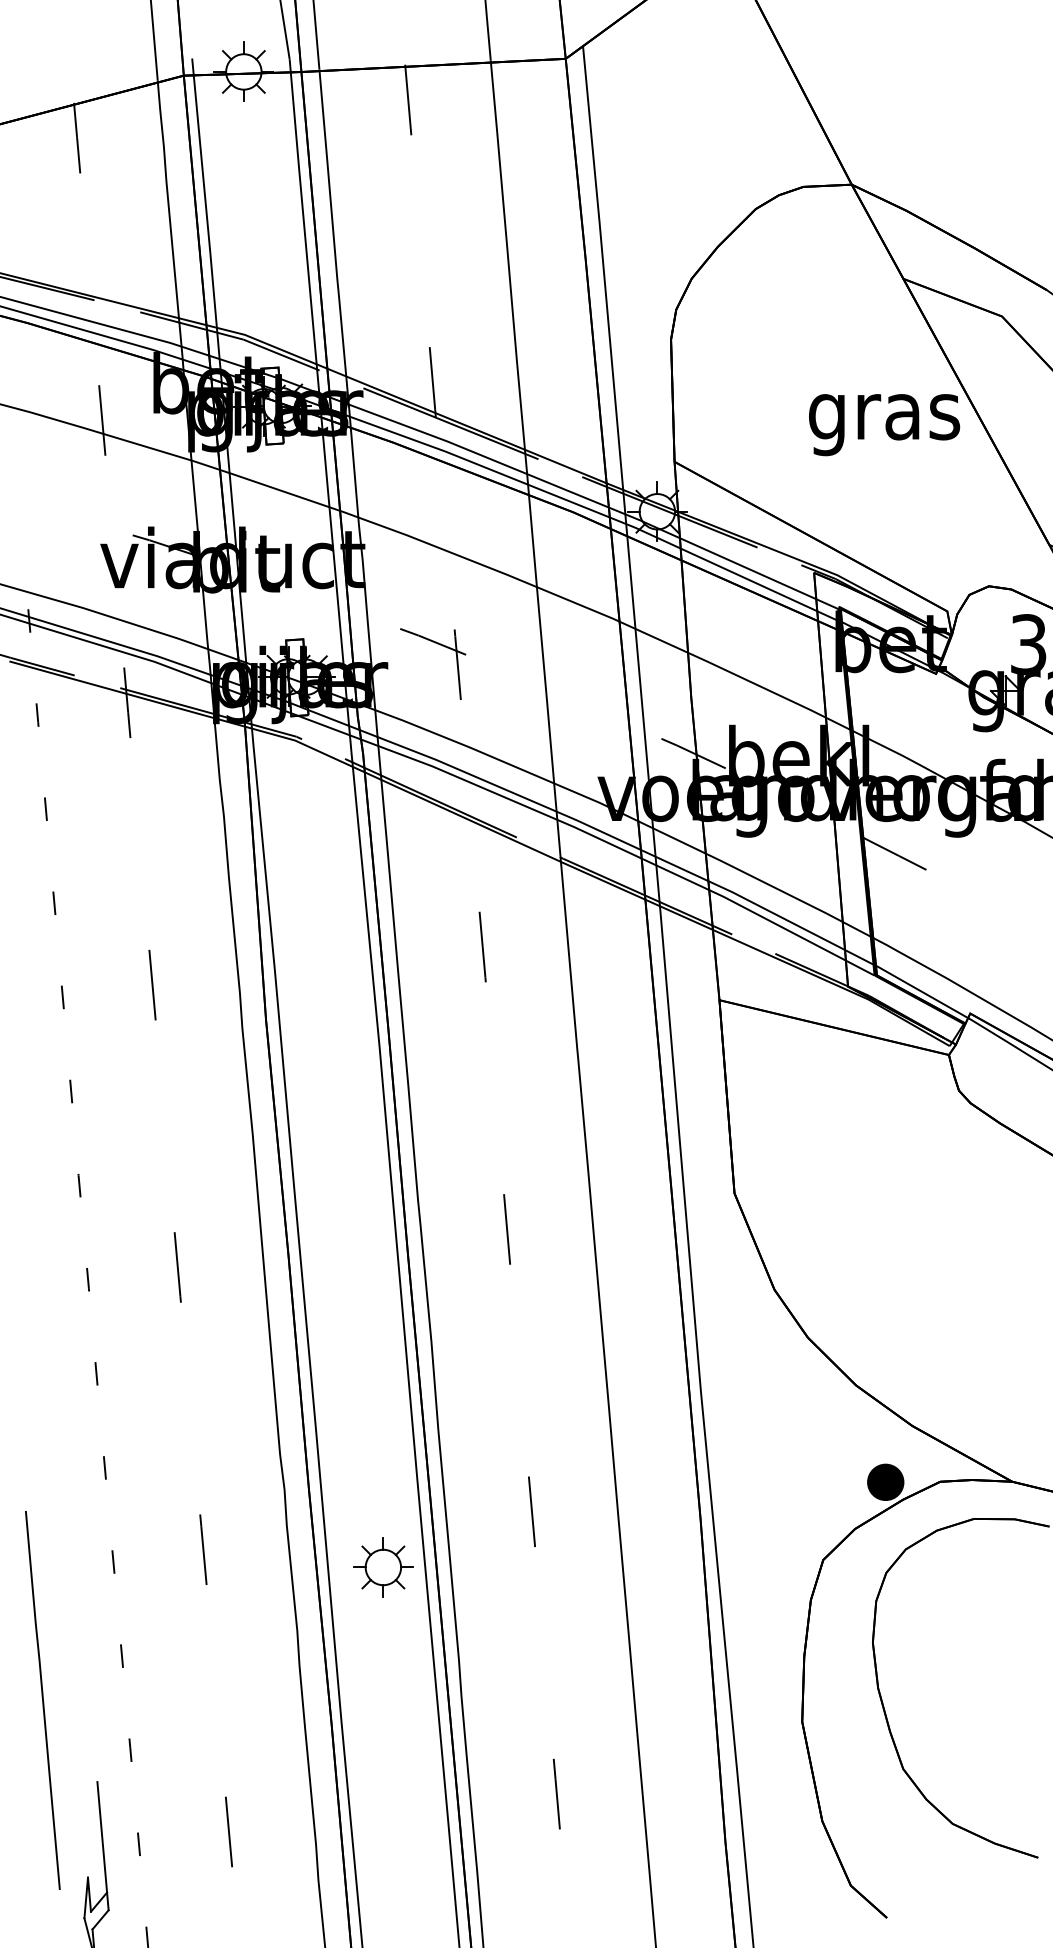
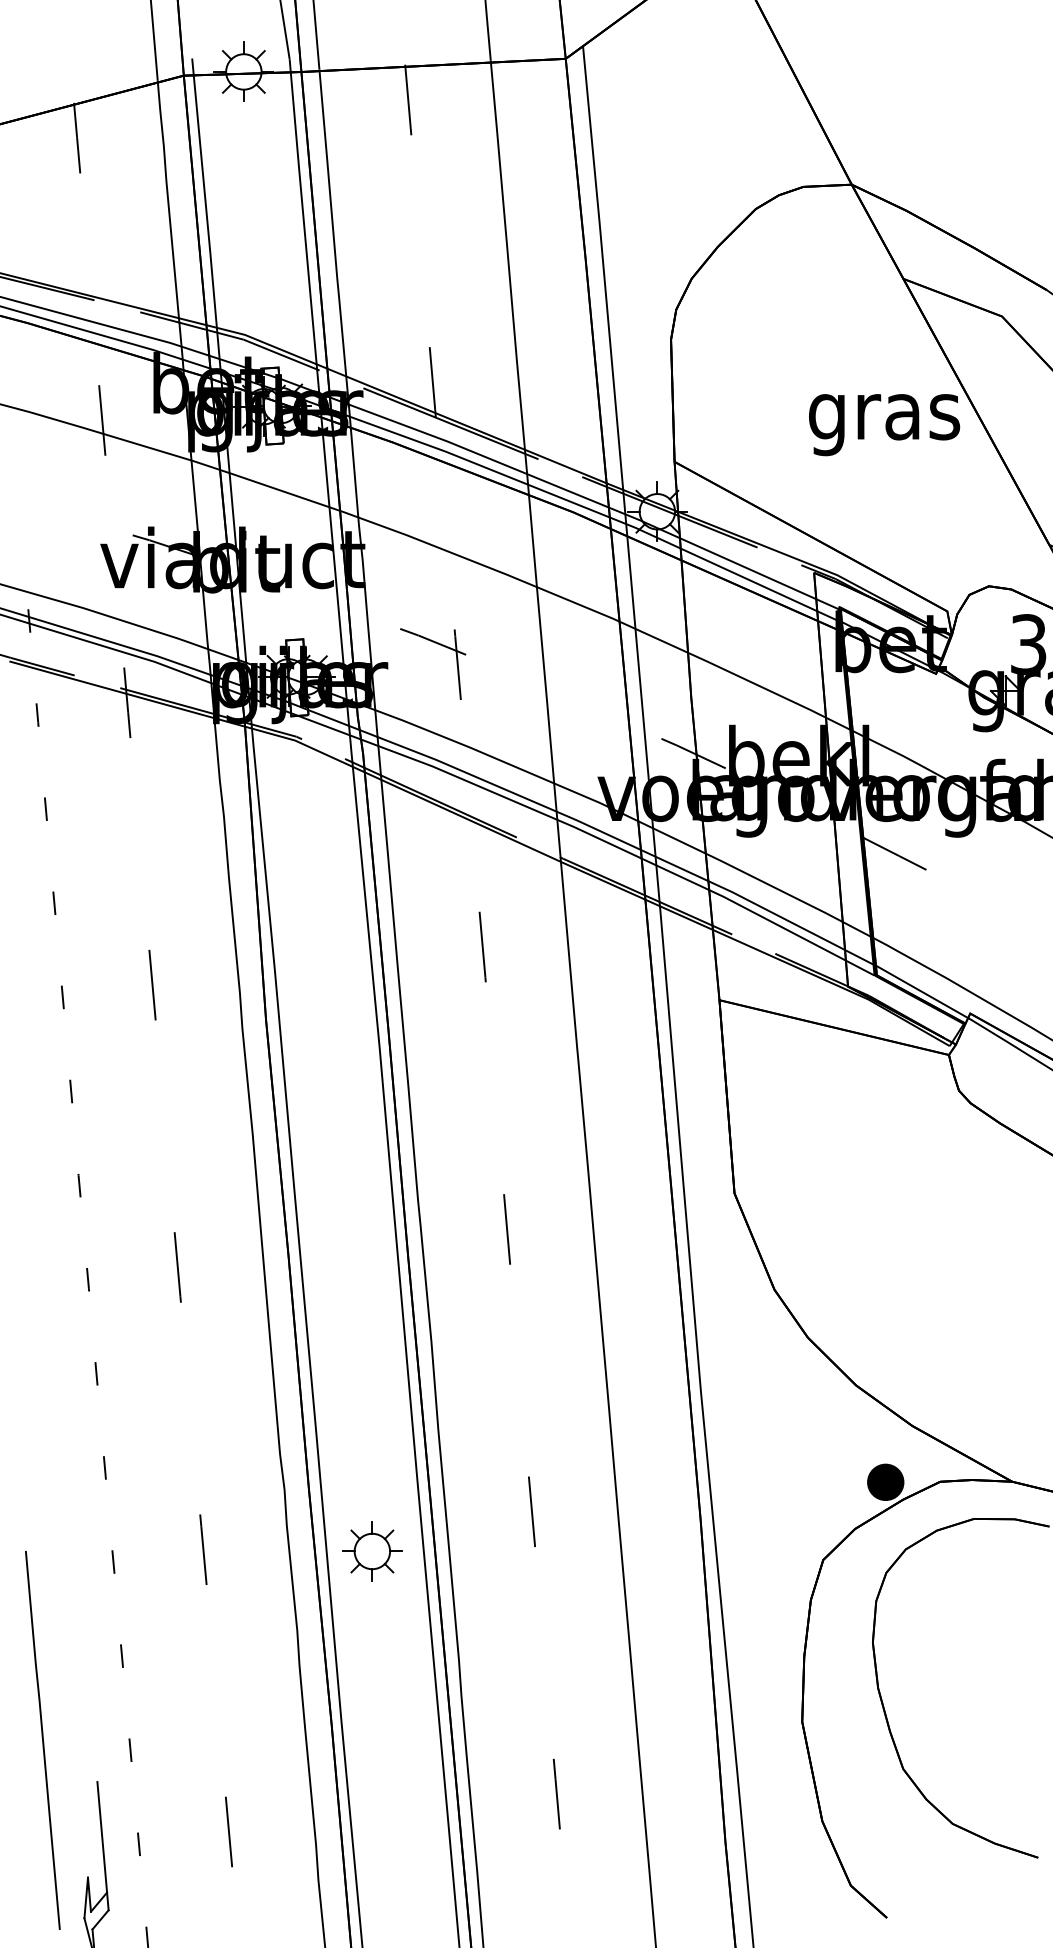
part position: (383, 1567) -> (372, 1551) (372, 1551)
line position: (42, 1699) -> (42, 1739) (42, 1739)
